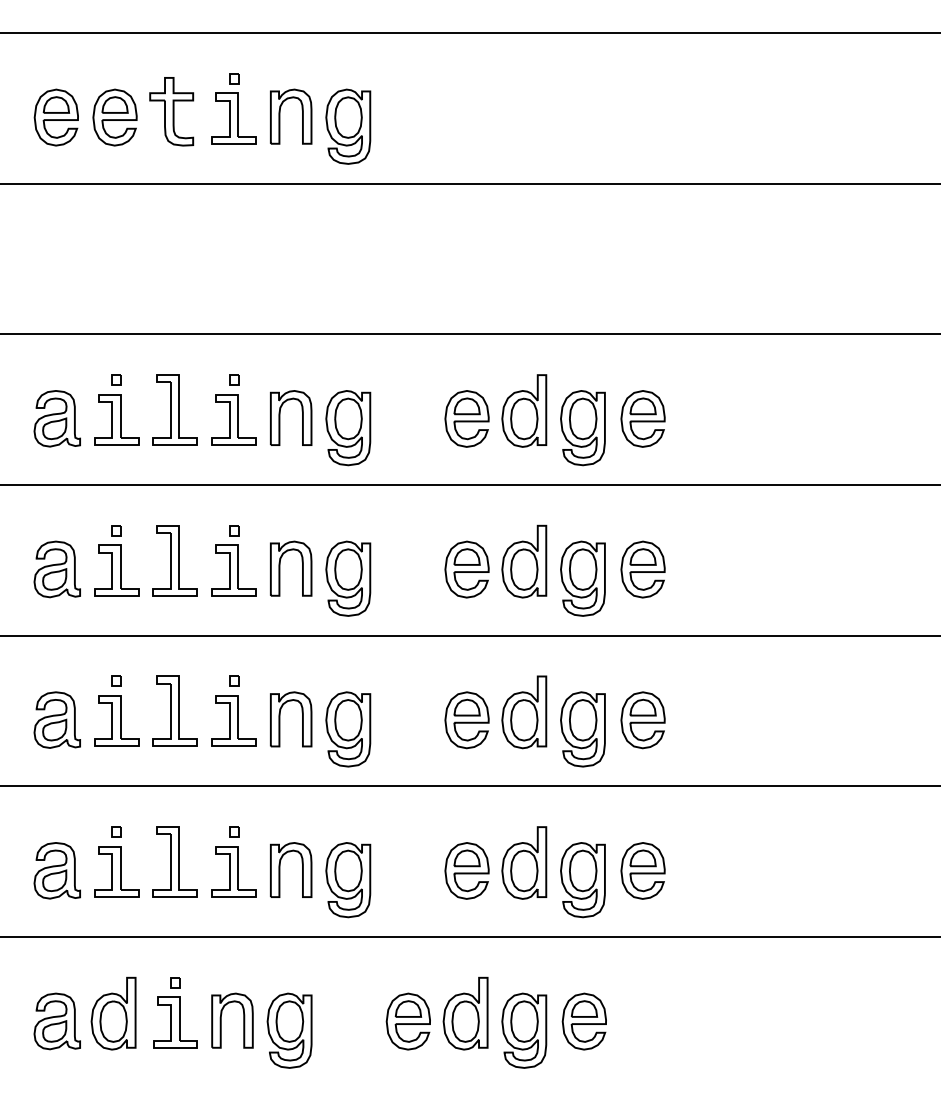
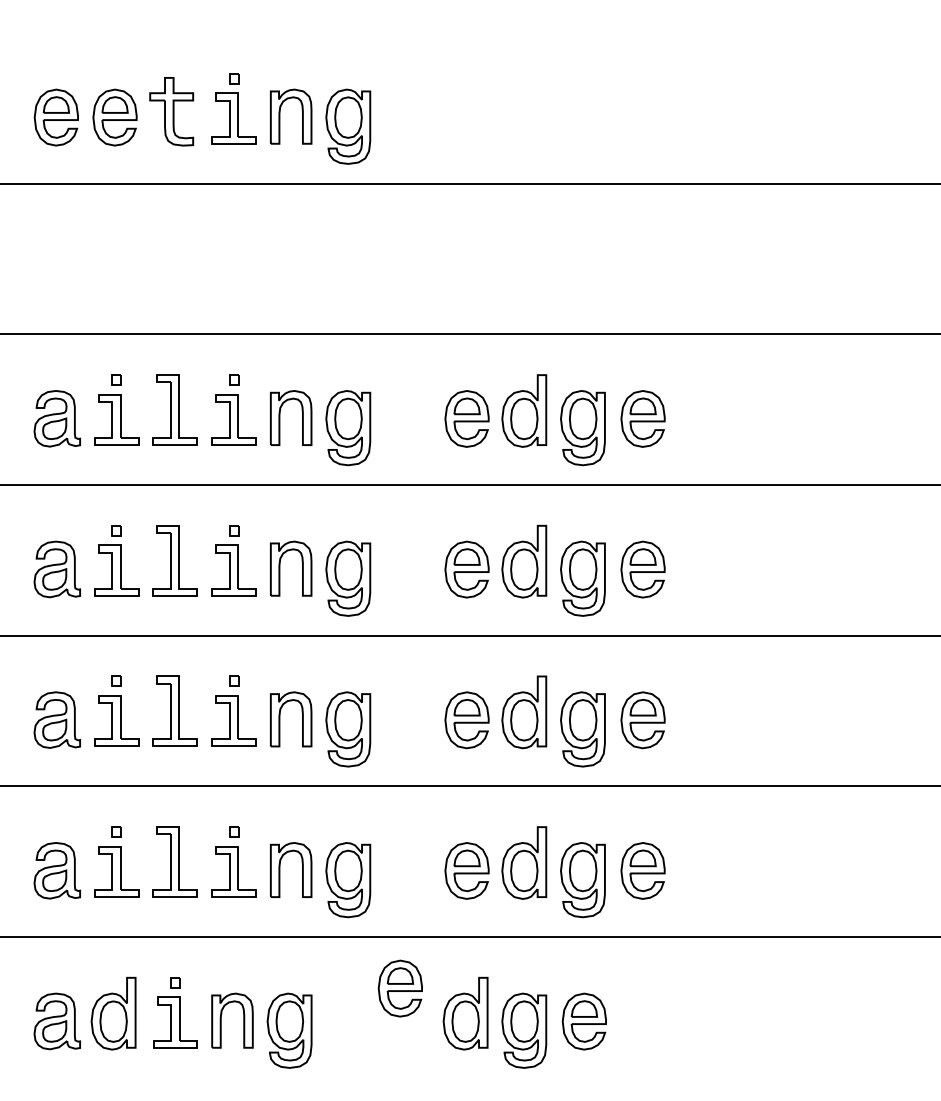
line: present -> none (469, 33)
part position: (407, 1021) -> (399, 988) (399, 988)
